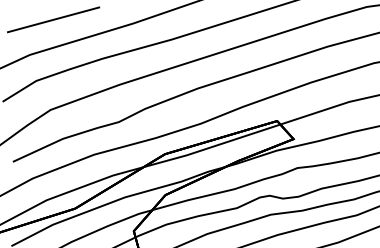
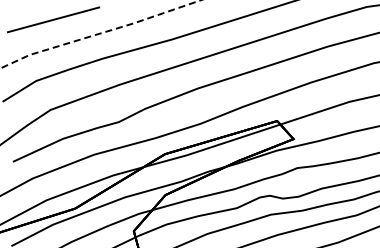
line: solid -> dashed (100, 33)
